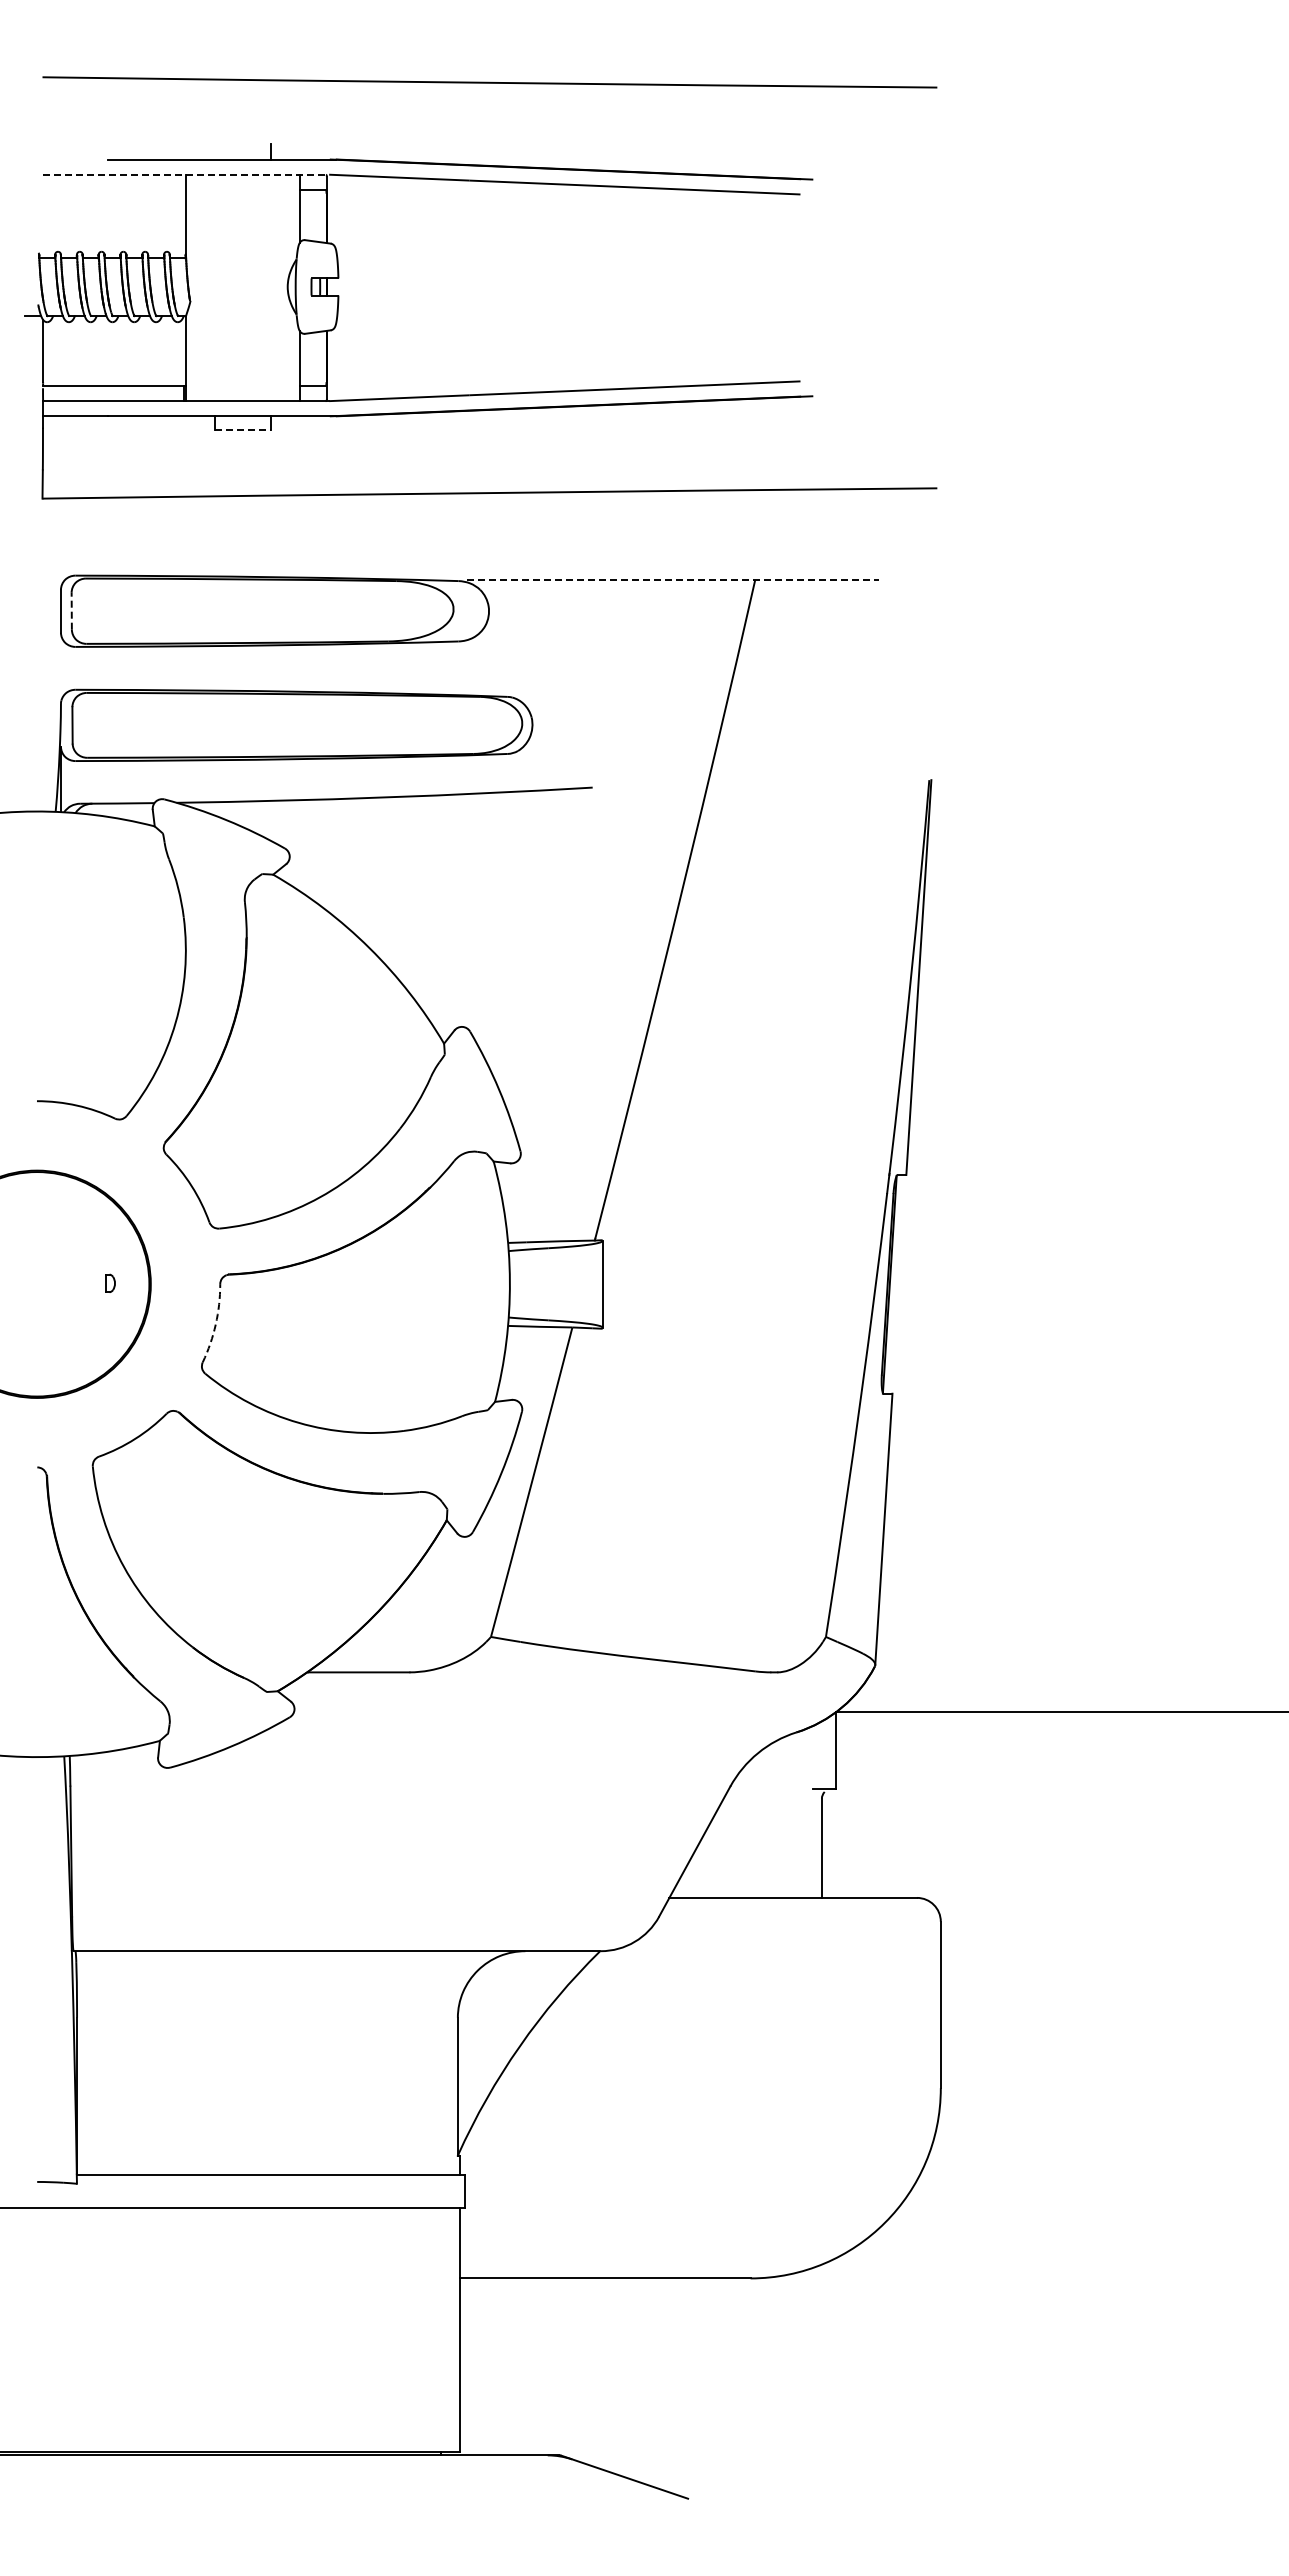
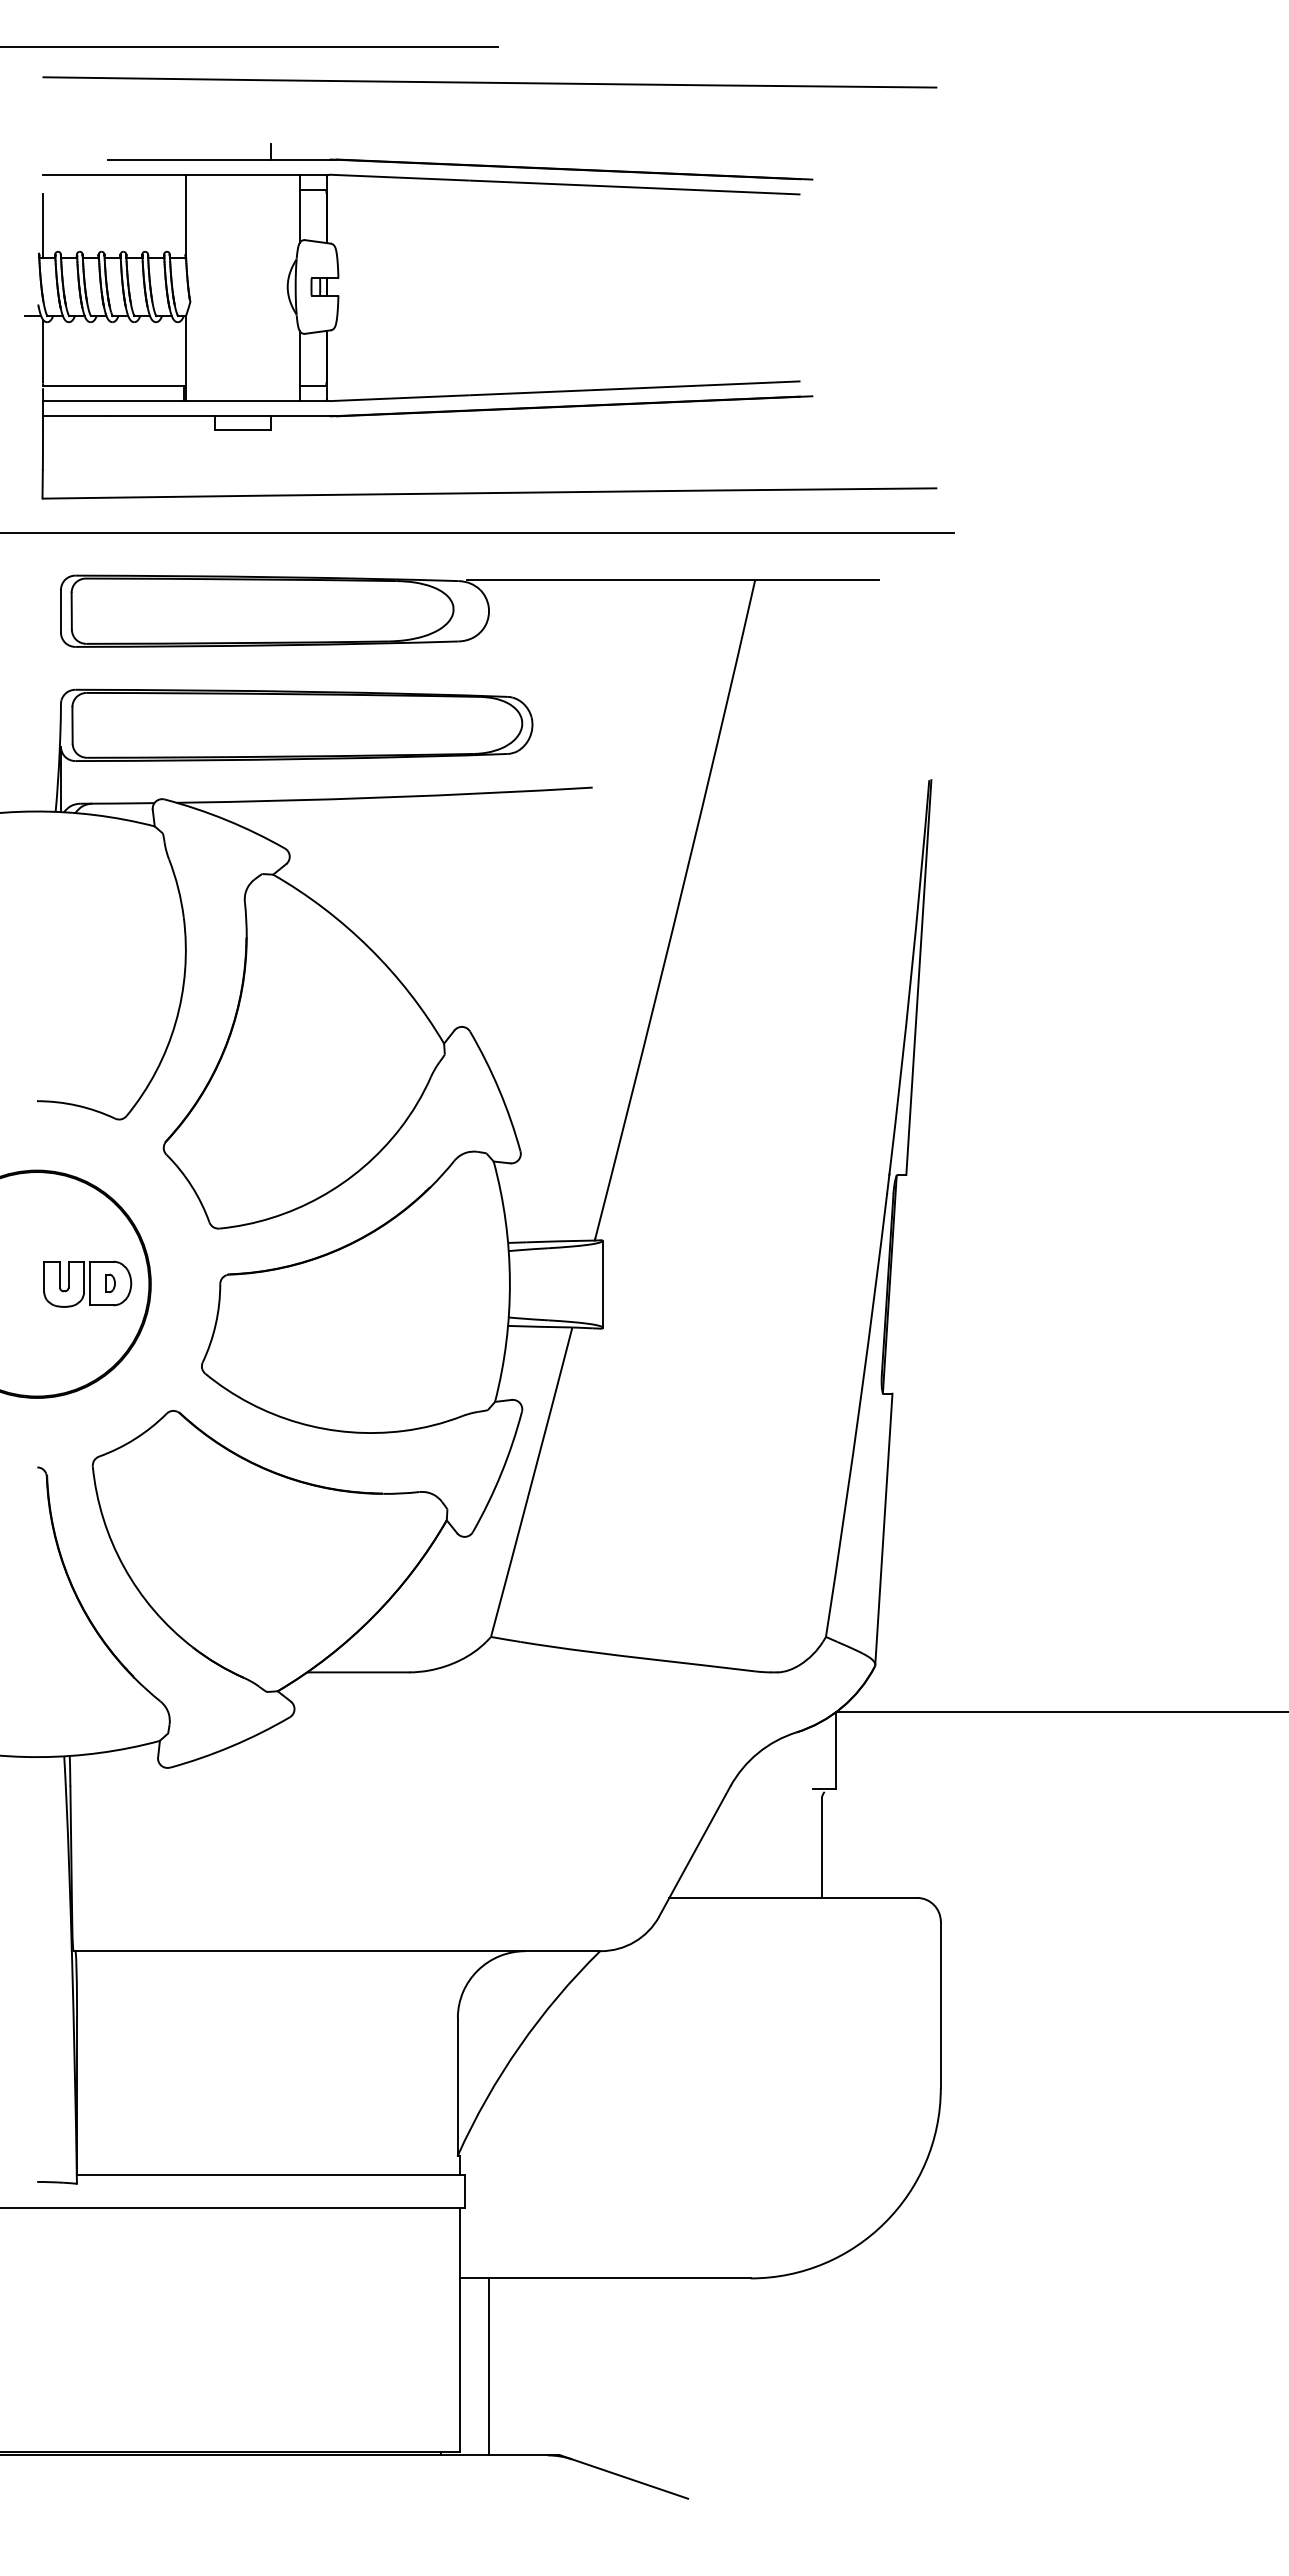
line: none -> present (250, 46)
line: dashed -> solid (186, 174)
line: none -> present (43, 225)
line: dashed -> solid (242, 429)
line: none -> present (477, 532)
line: dashed -> solid (673, 580)
line: dashed -> solid (71, 610)
part: none -> present (87, 1283)
arc: dashed -> solid (215, 1324)
line: none -> present (488, 2366)
